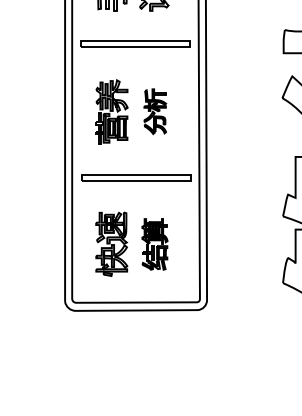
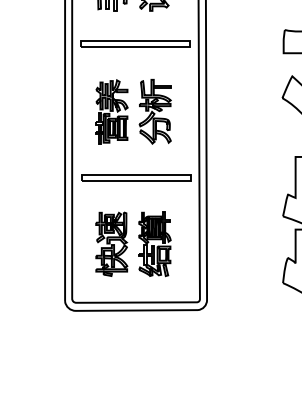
part size: 25x48 px -> 34x67 px (154, 111)
part size: 28x53 px -> 34x67 px (154, 244)
